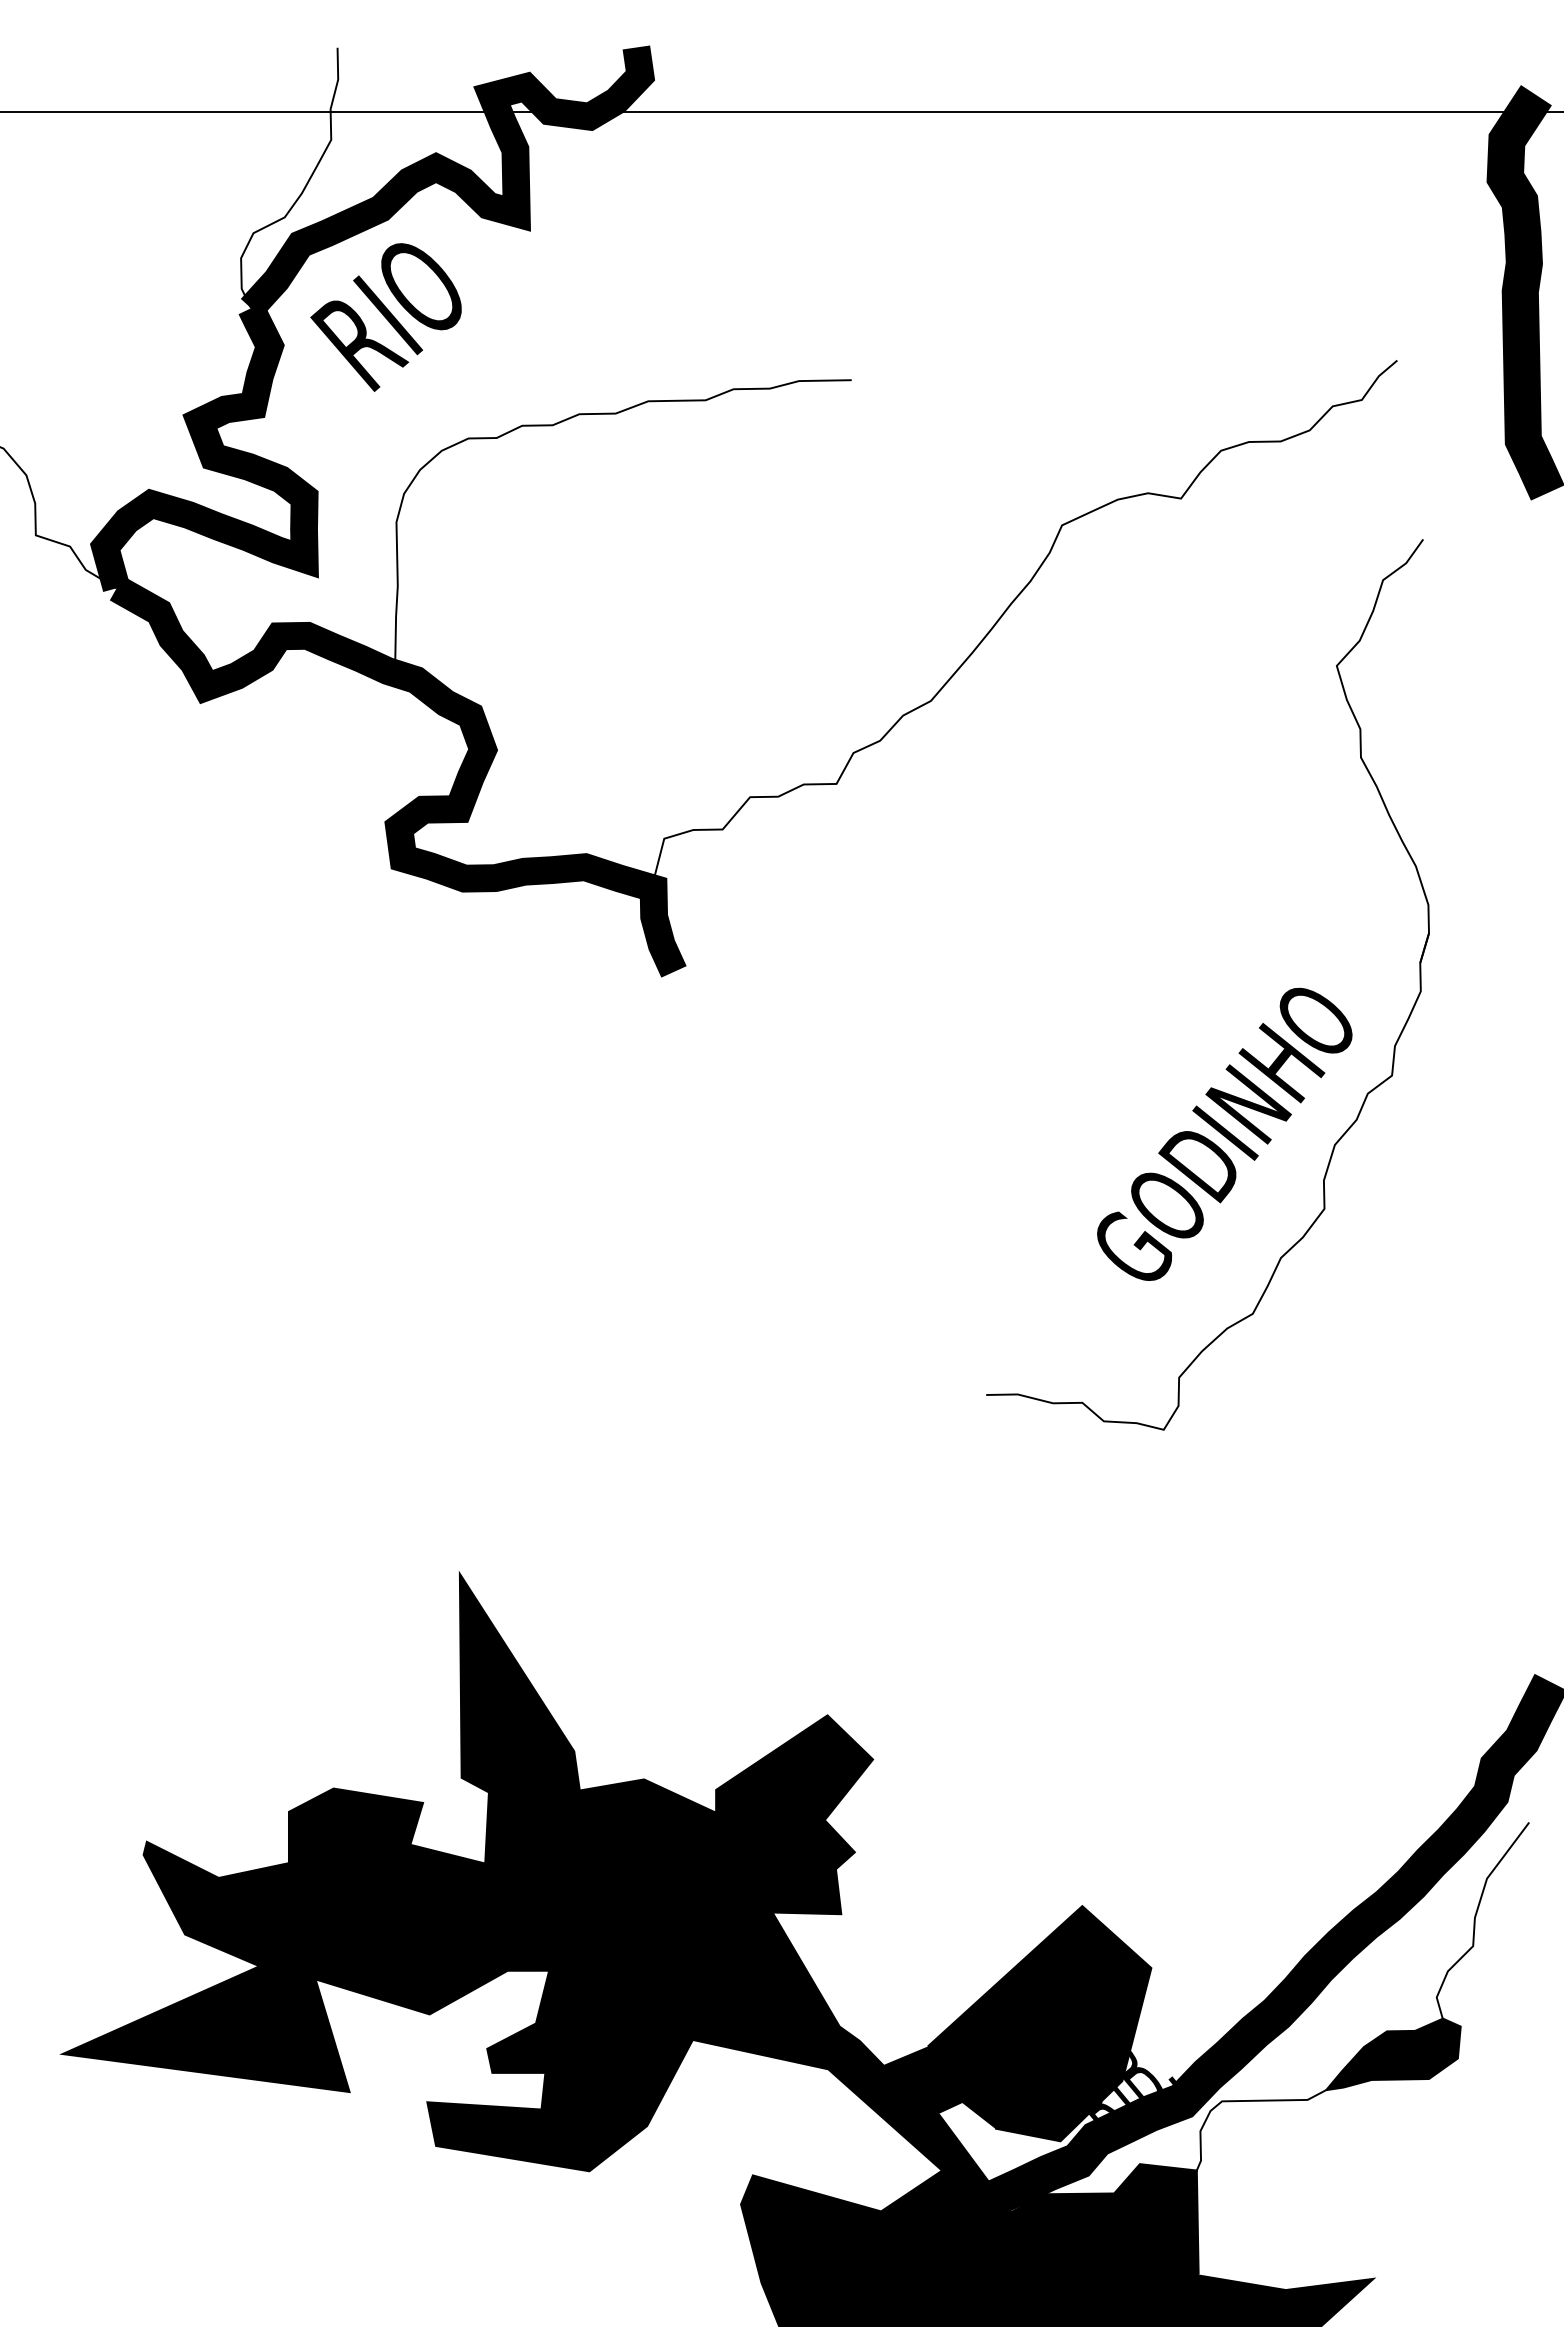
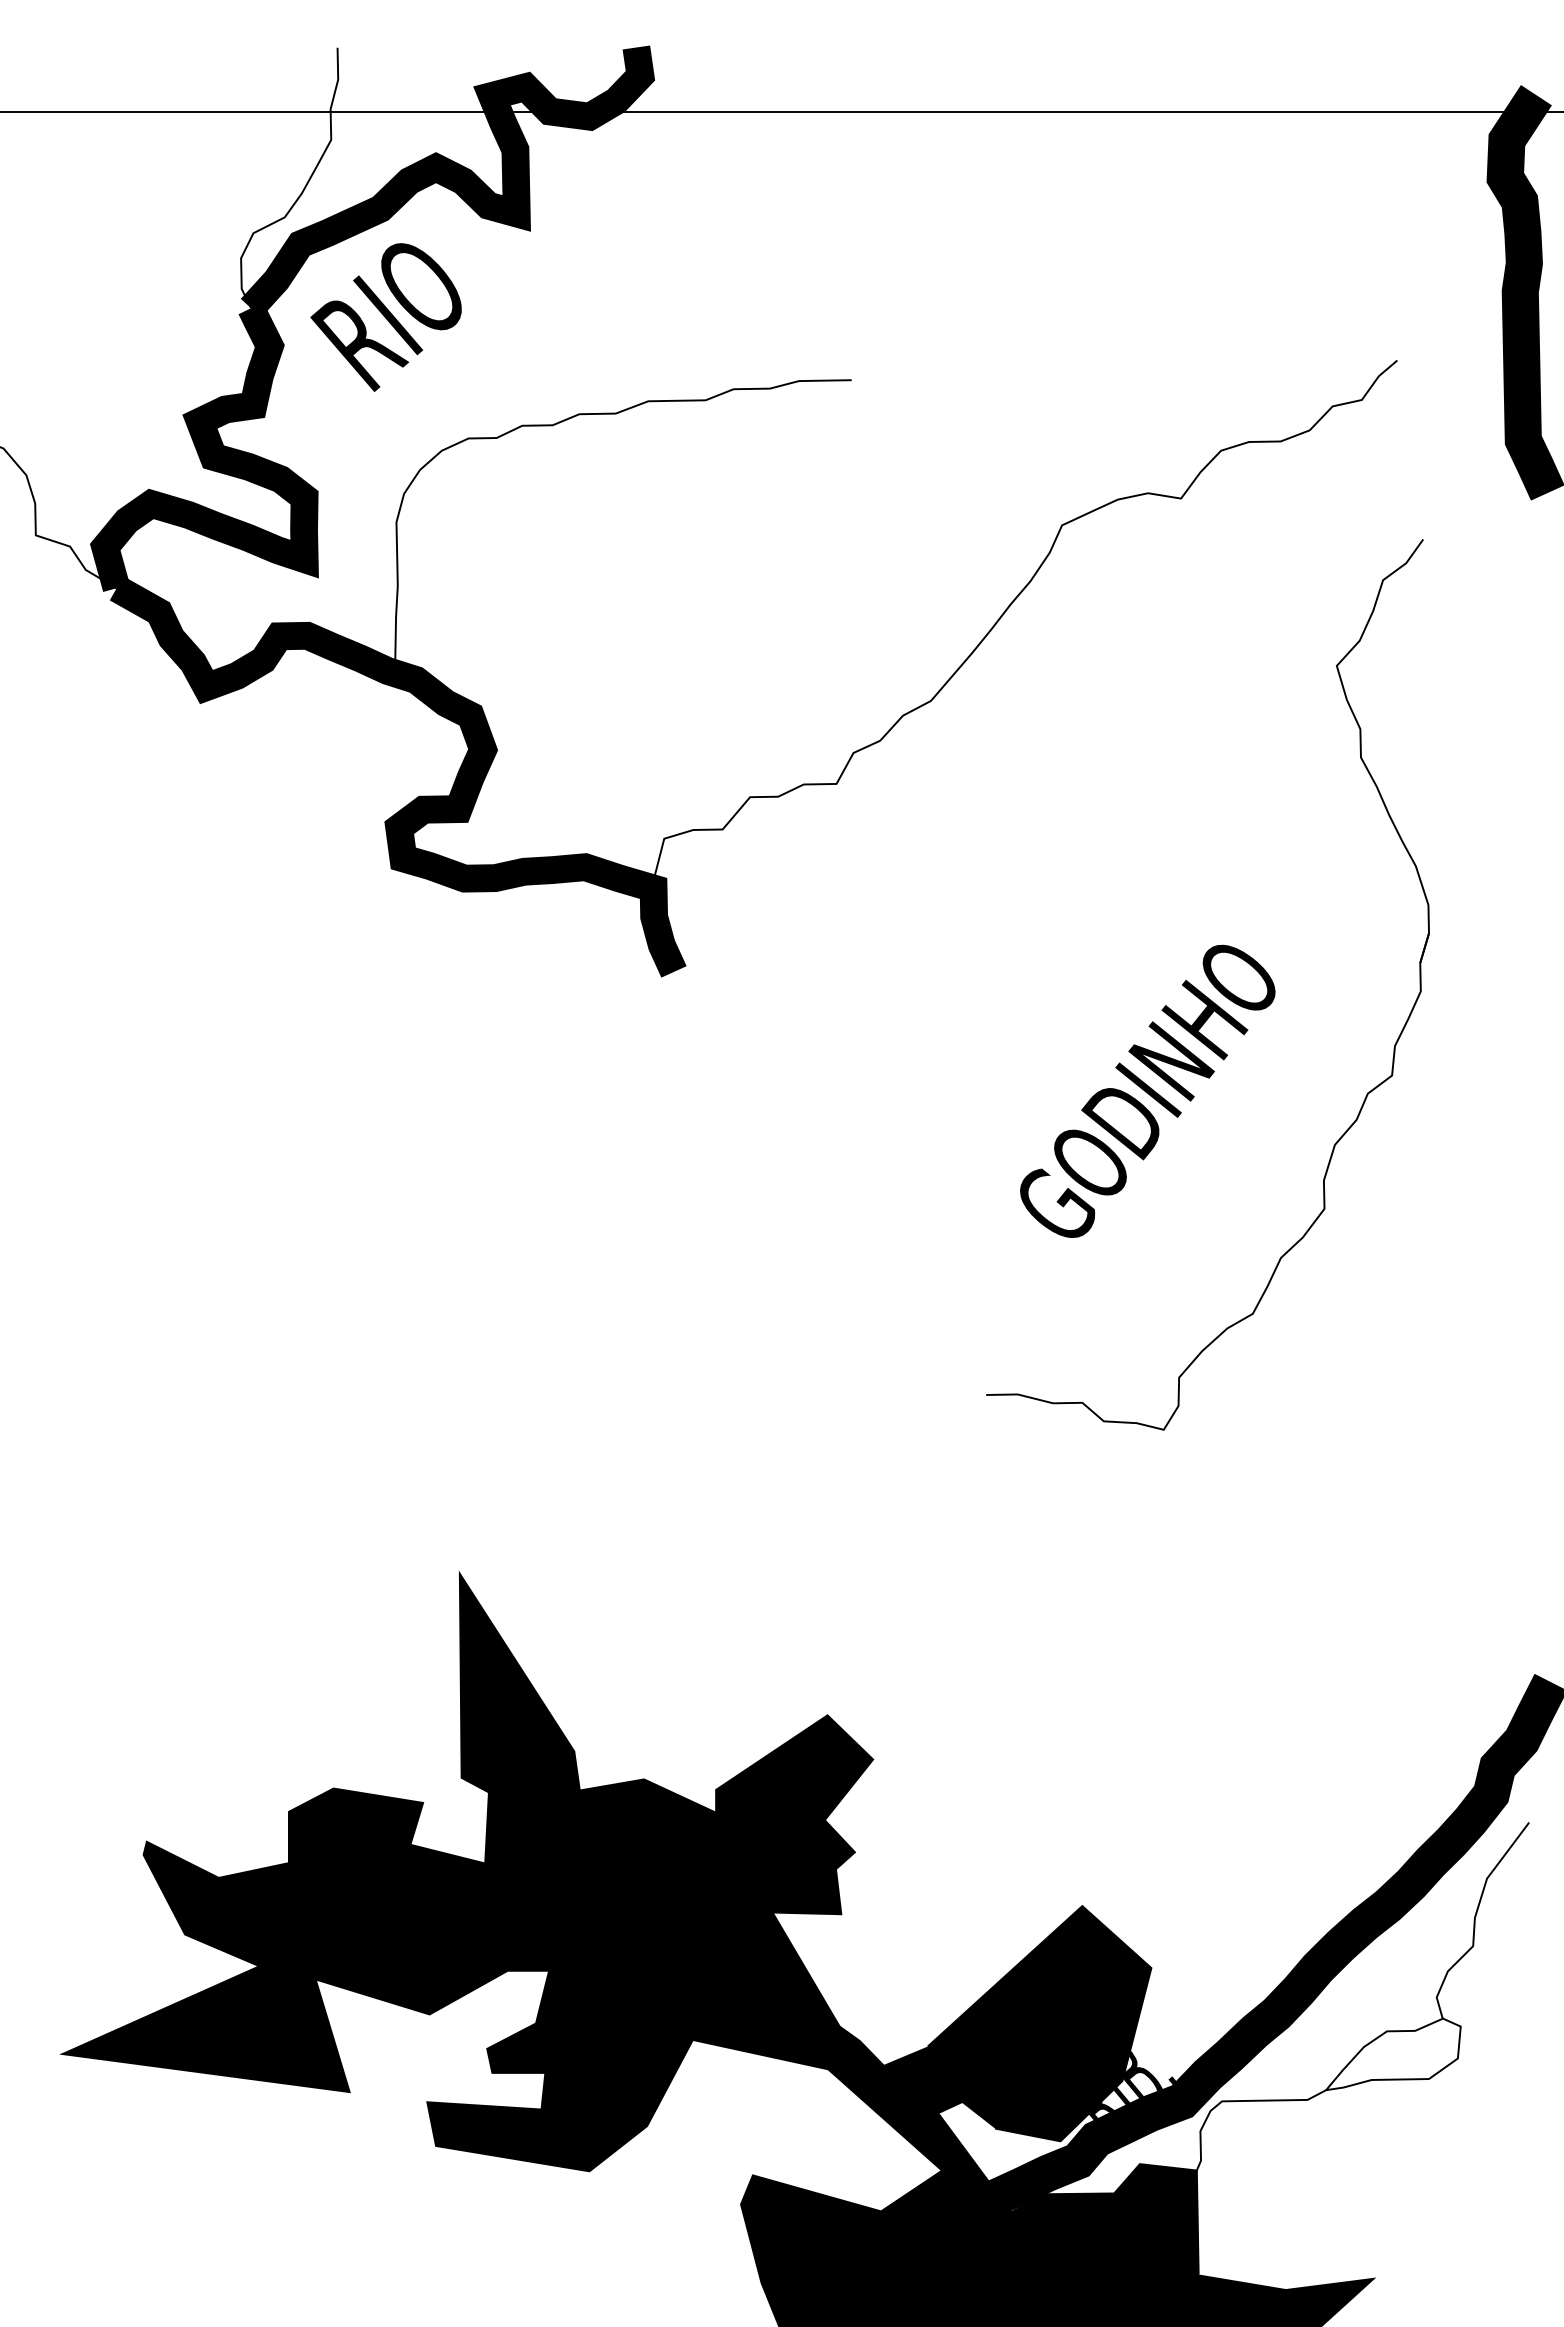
text position: (1224, 1133) -> (1147, 1090) (1147, 1090)
fill: present -> none (1393, 2054)
